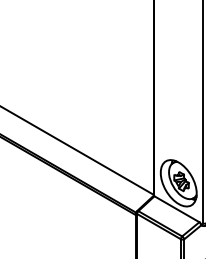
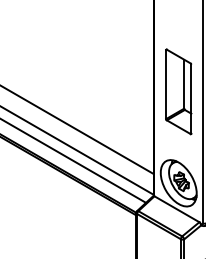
part: none -> present (178, 91)
line: none -> present (77, 130)
line: none -> present (74, 160)
